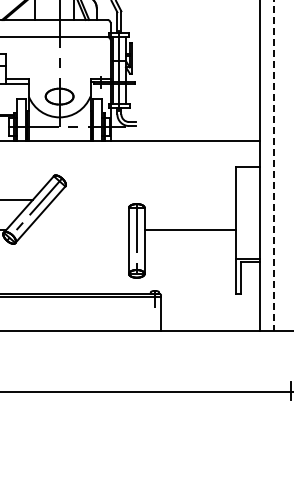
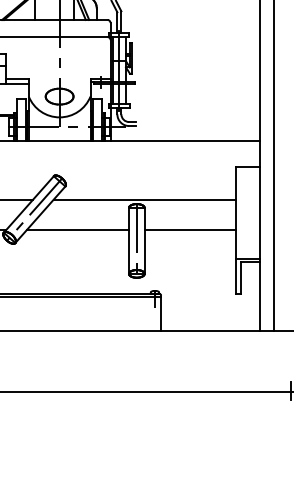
line: dashed -> solid (274, 166)
line: none -> present (144, 199)
line: none -> present (78, 229)
